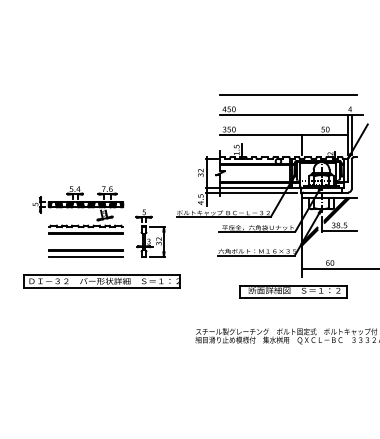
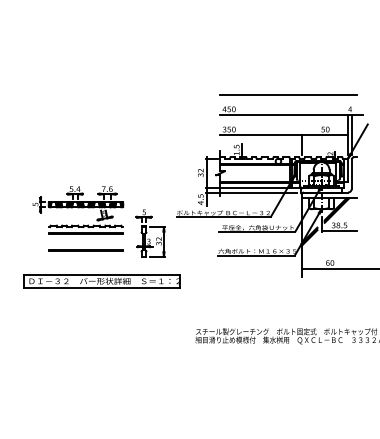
line: present -> none (85, 256)
part: present -> none (293, 291)
